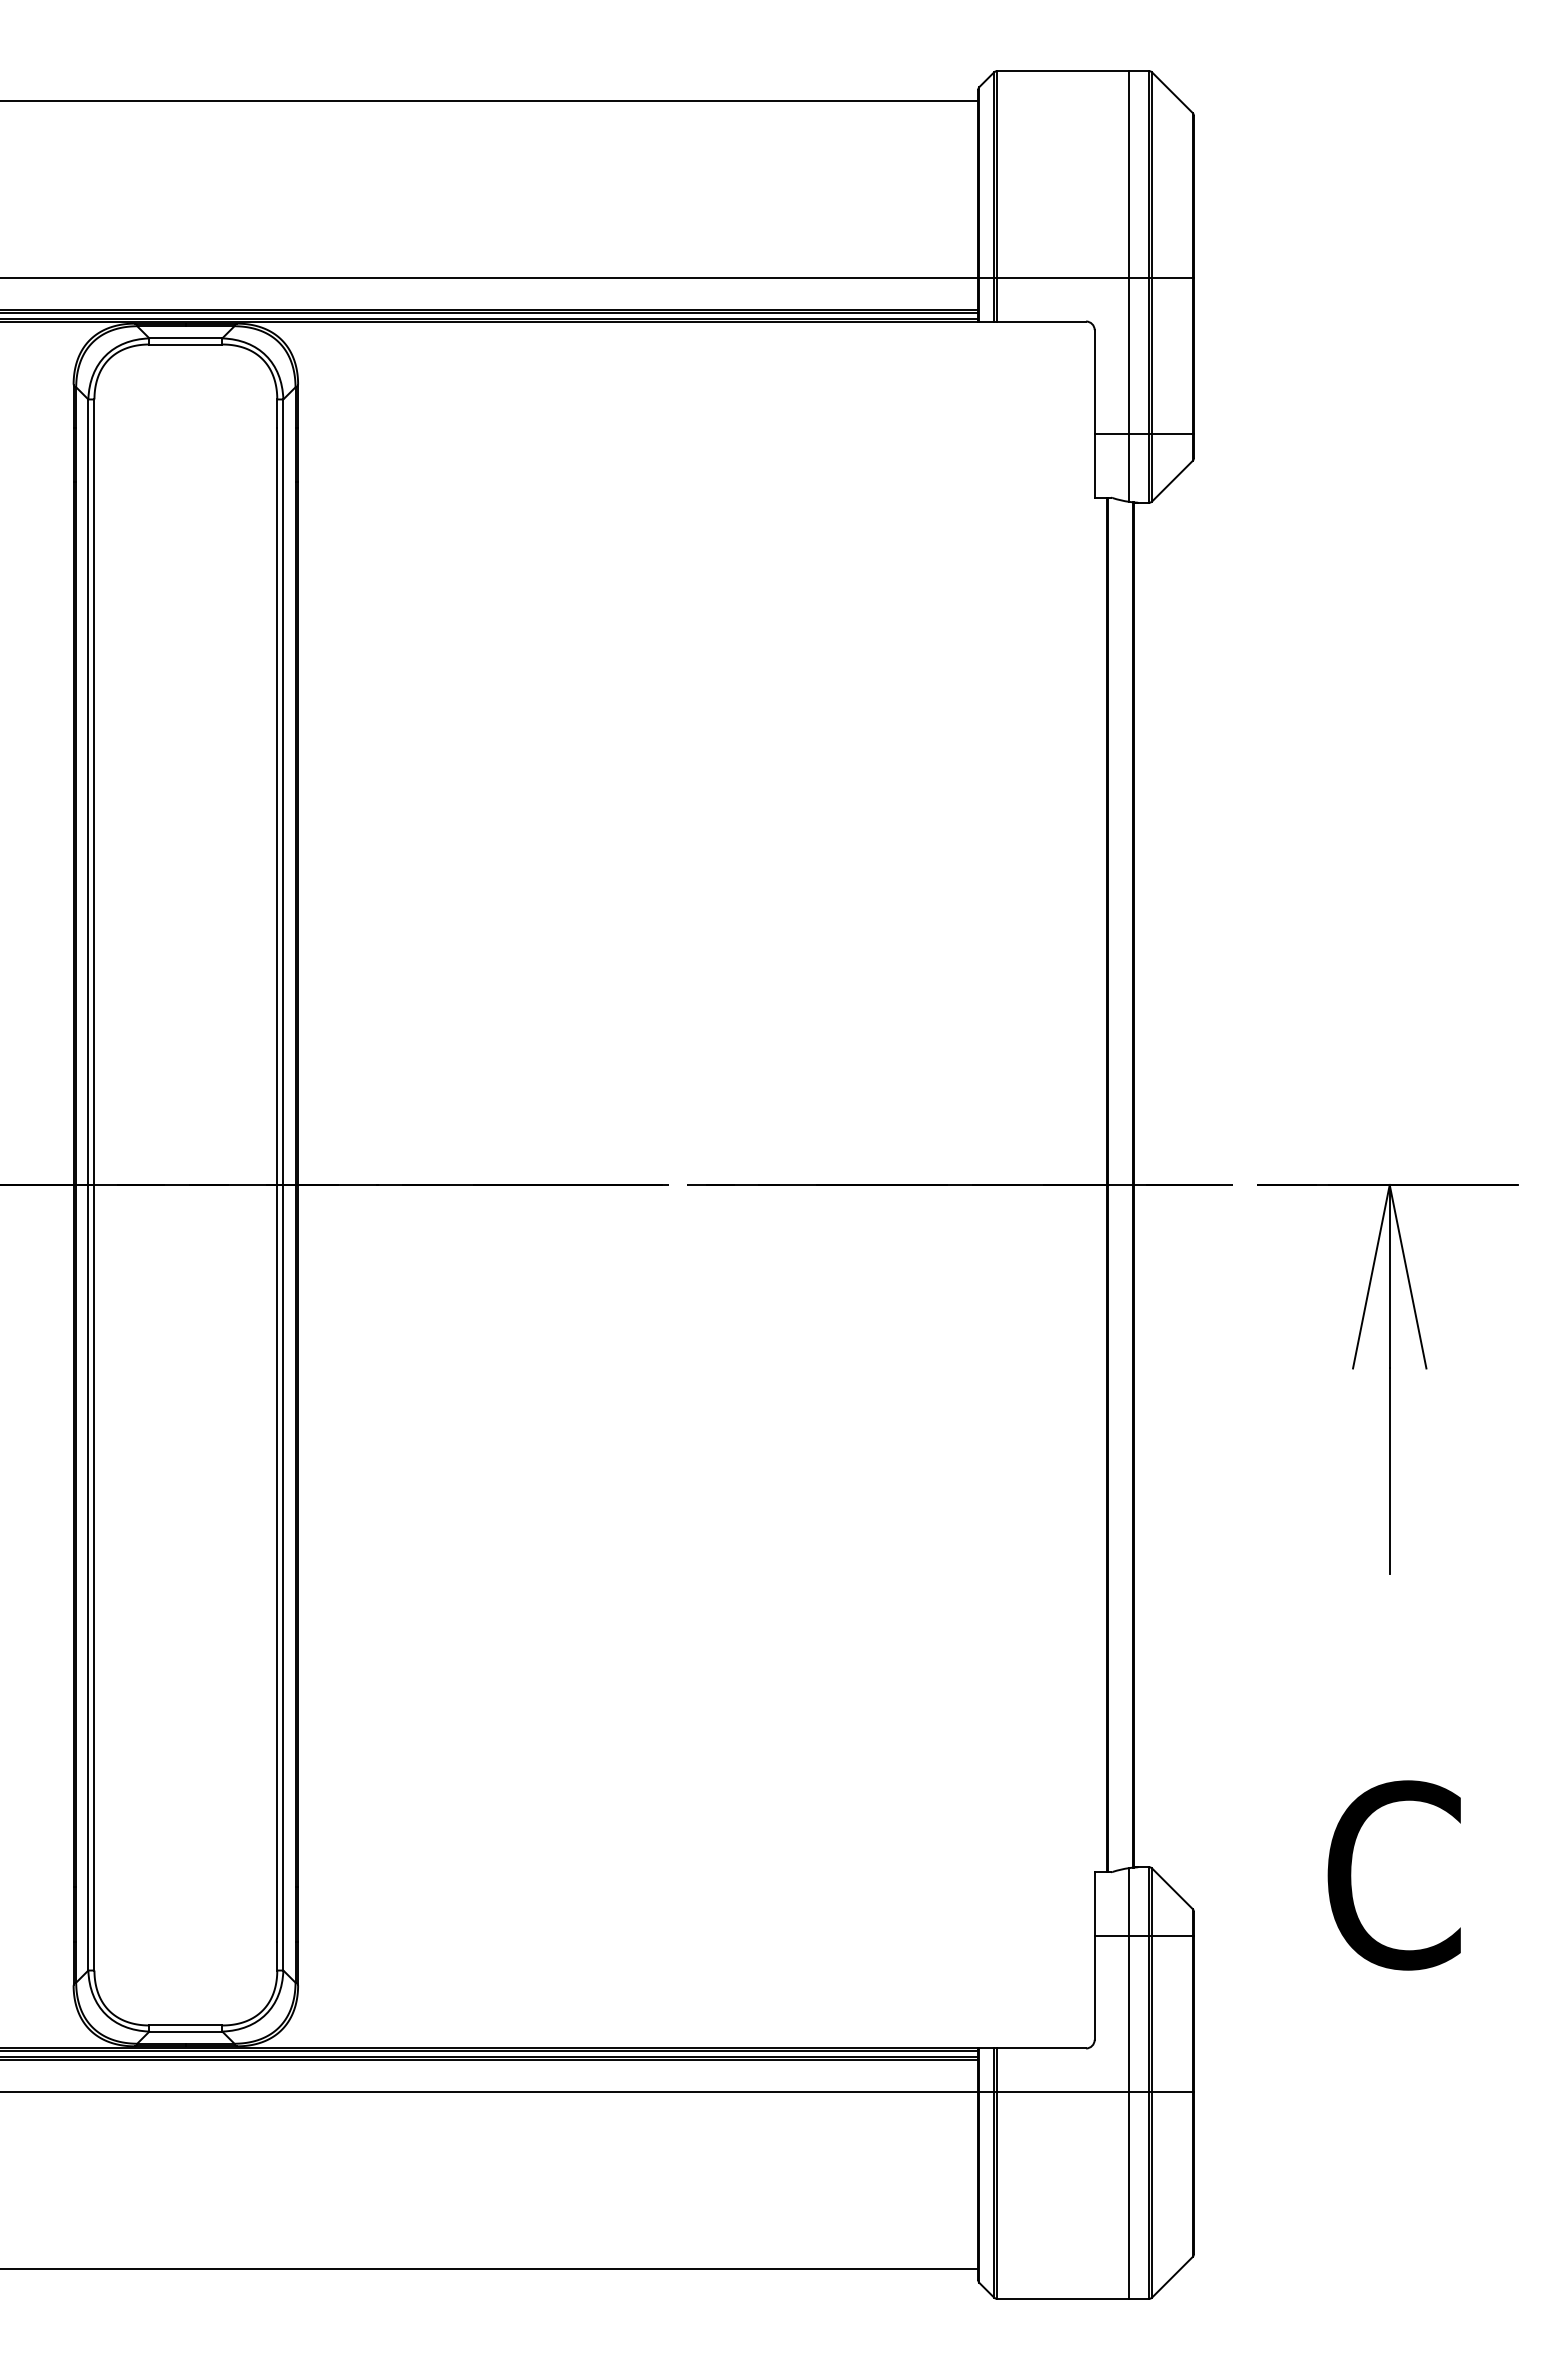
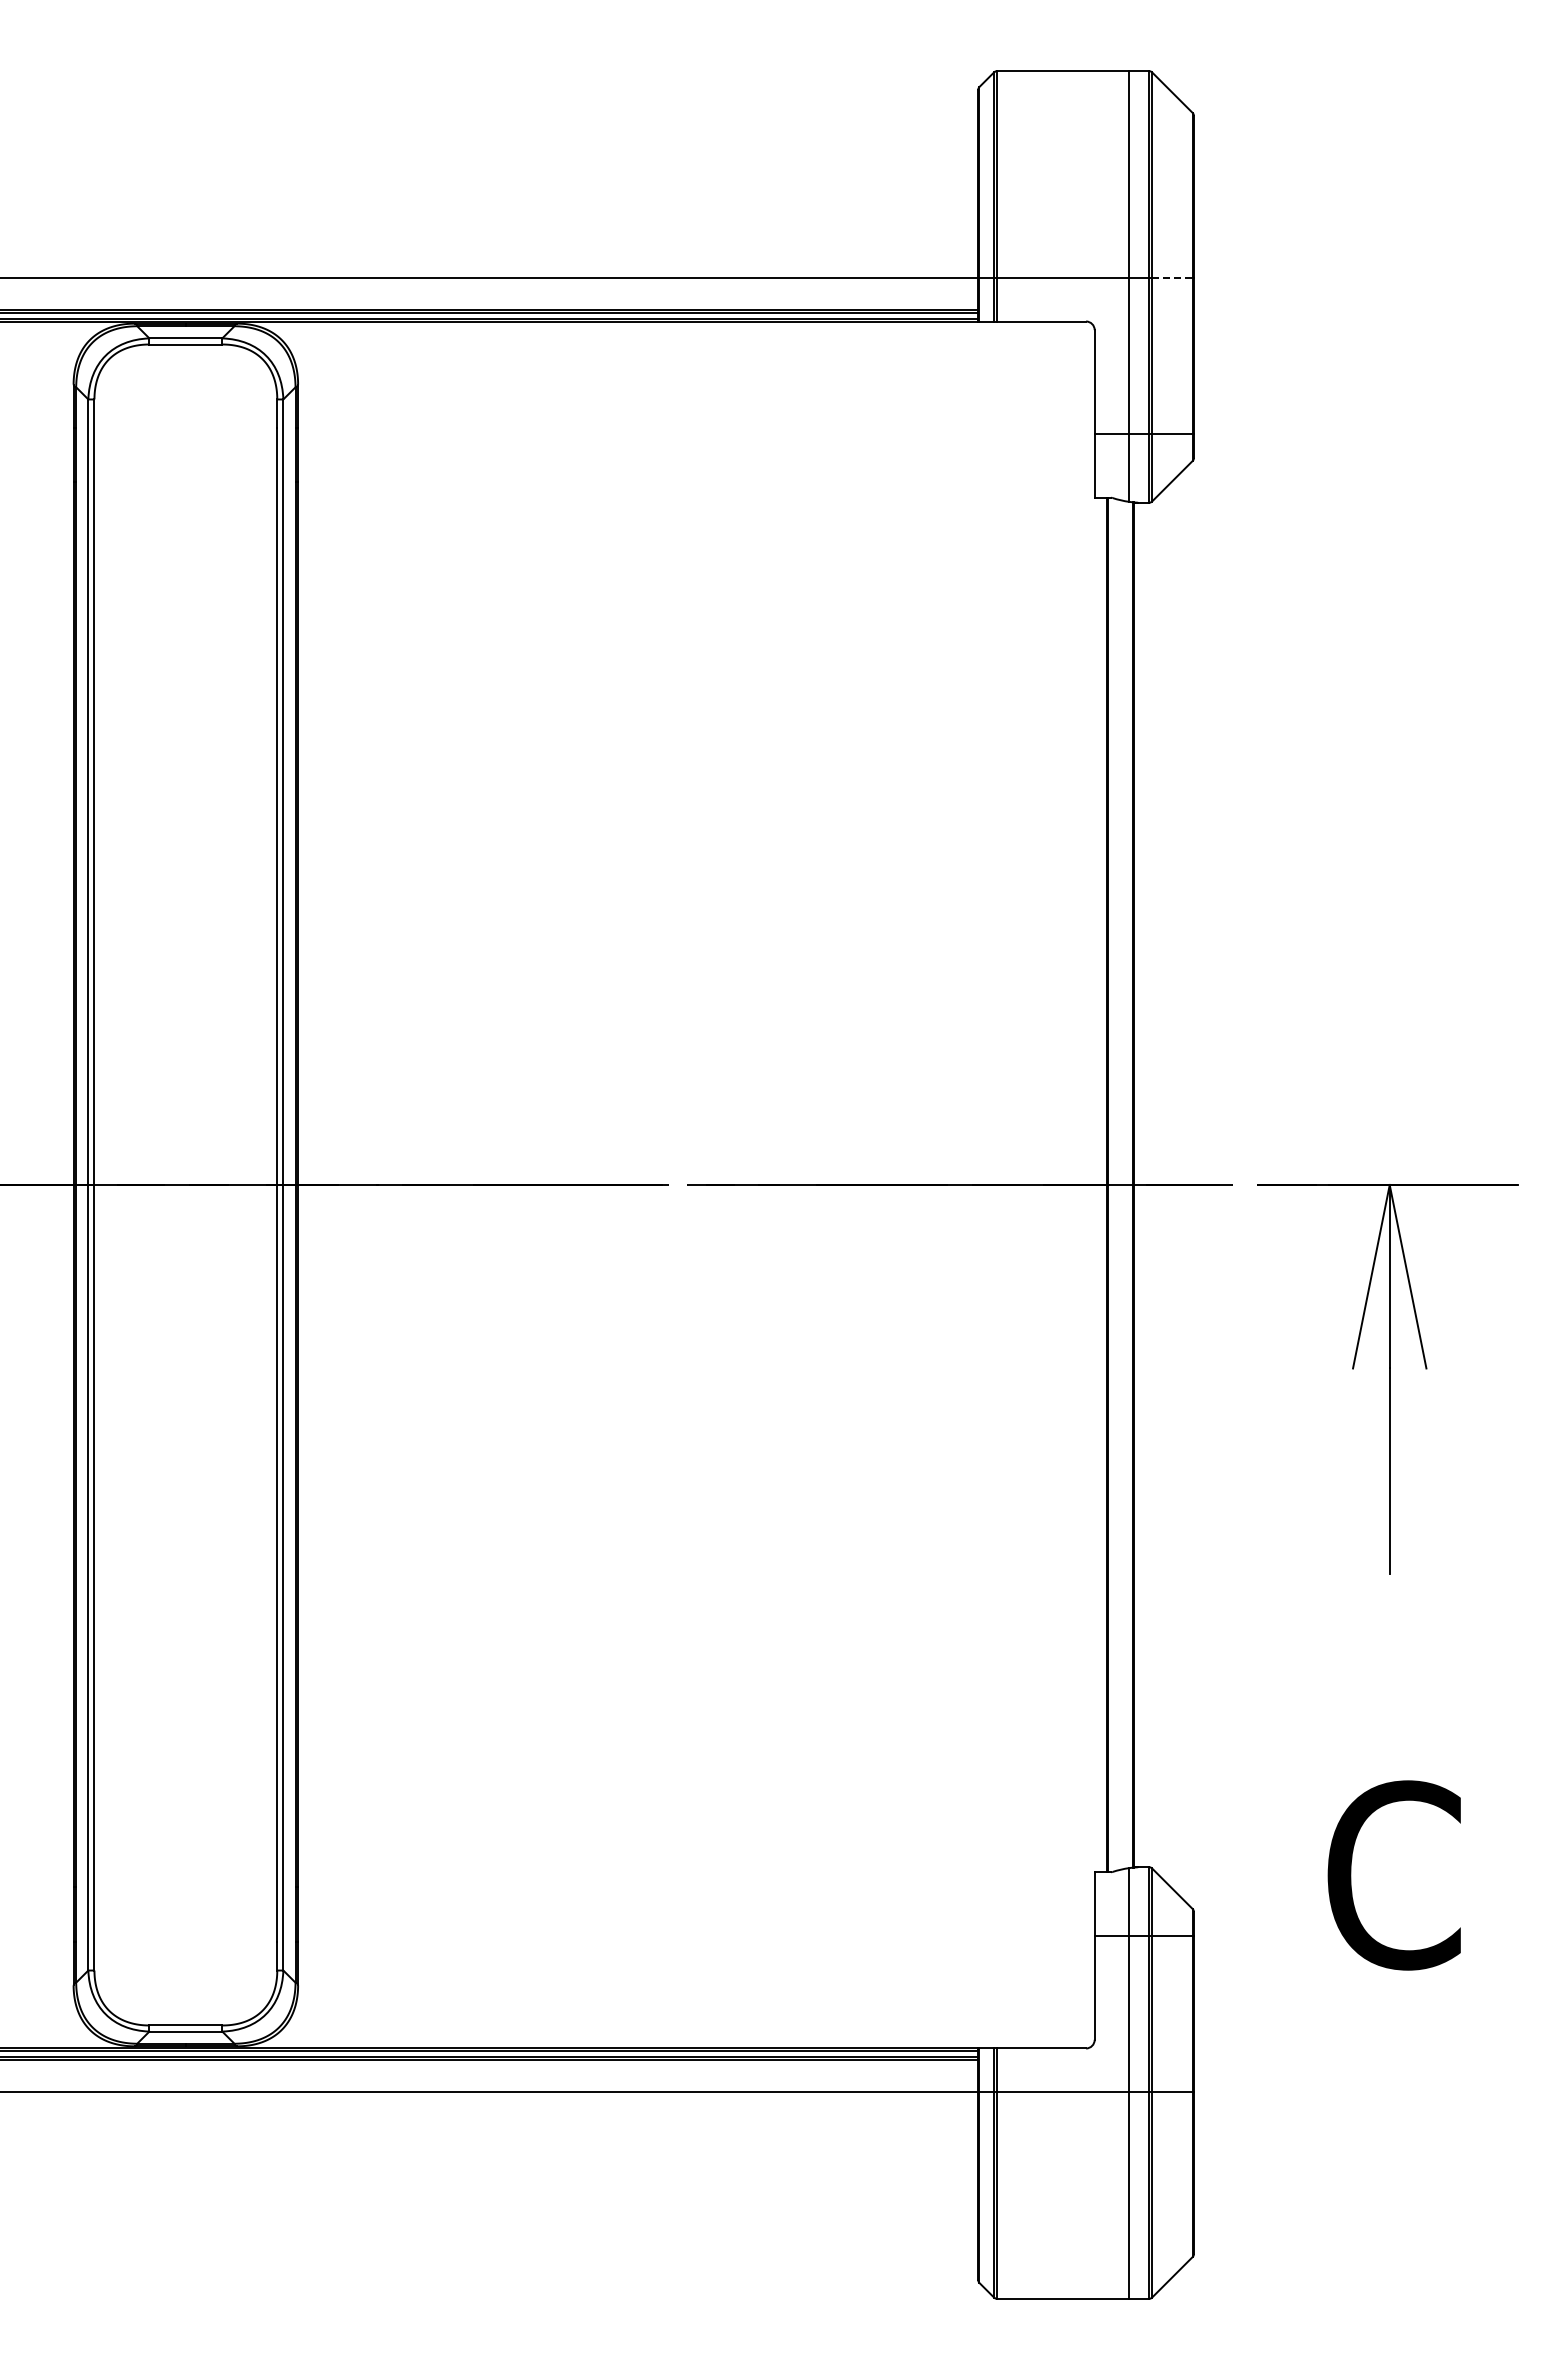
line: present -> none (490, 101)
line: solid -> dashed (1172, 278)
line: present -> none (490, 2268)
